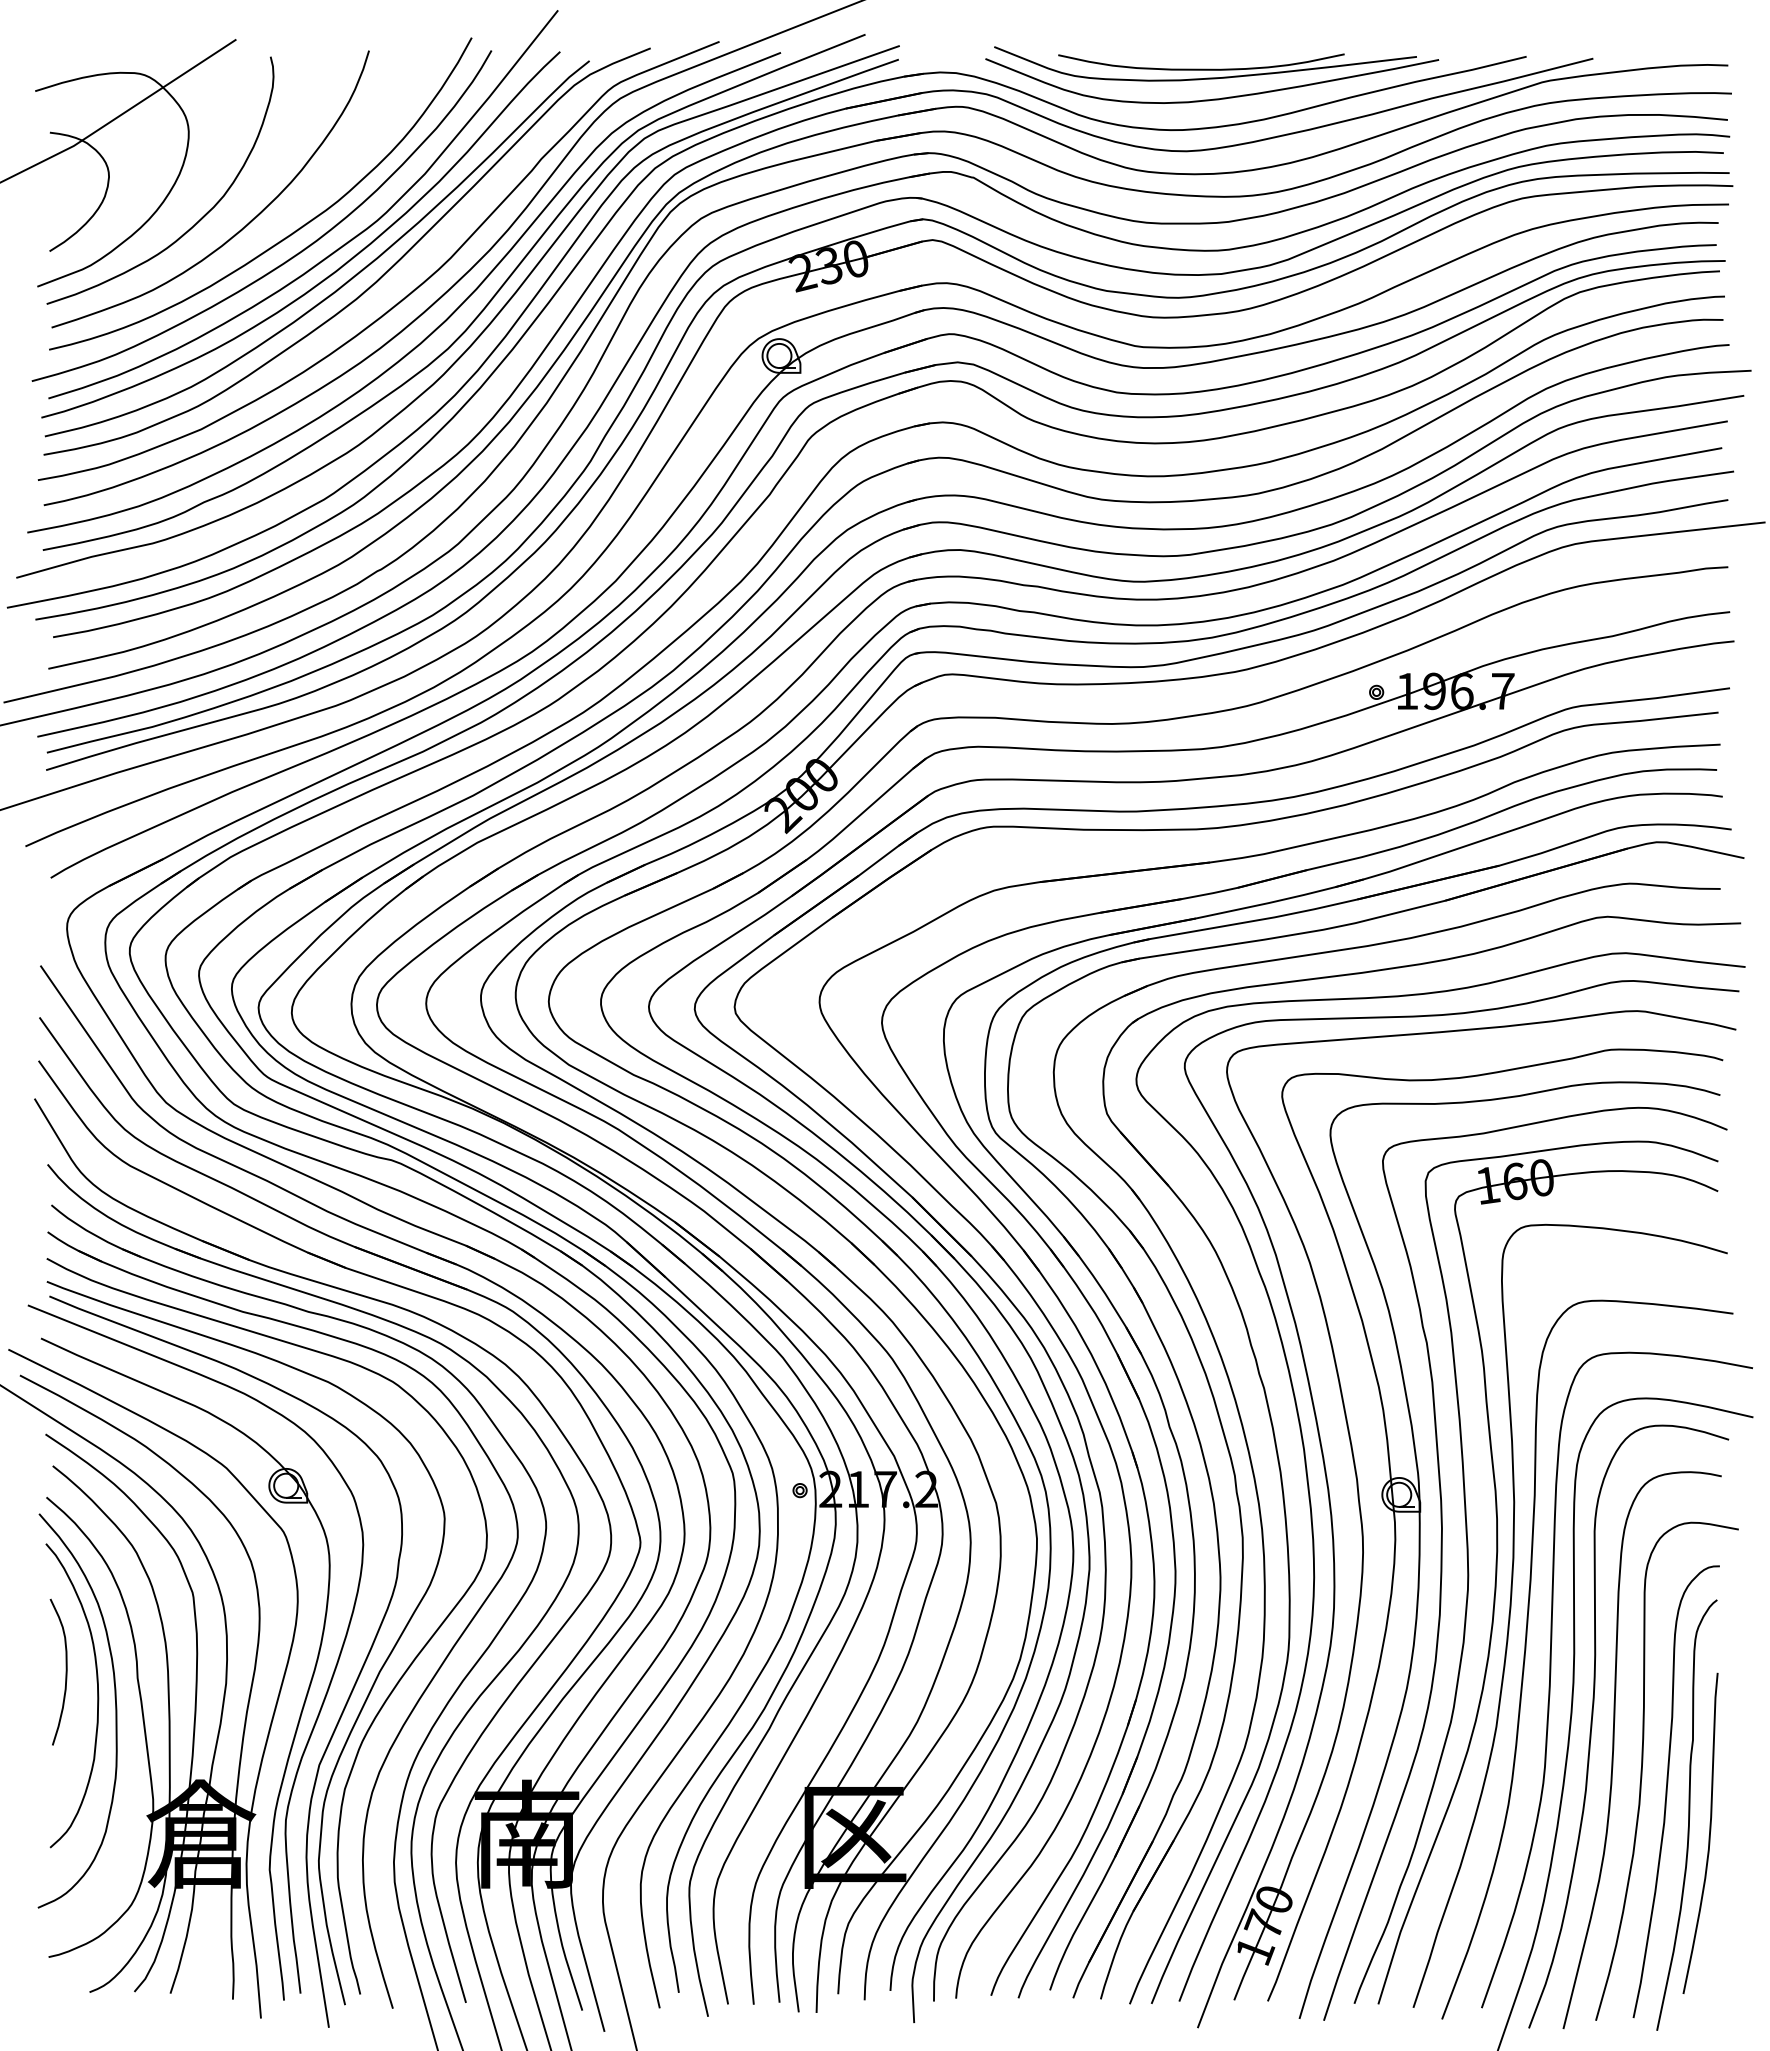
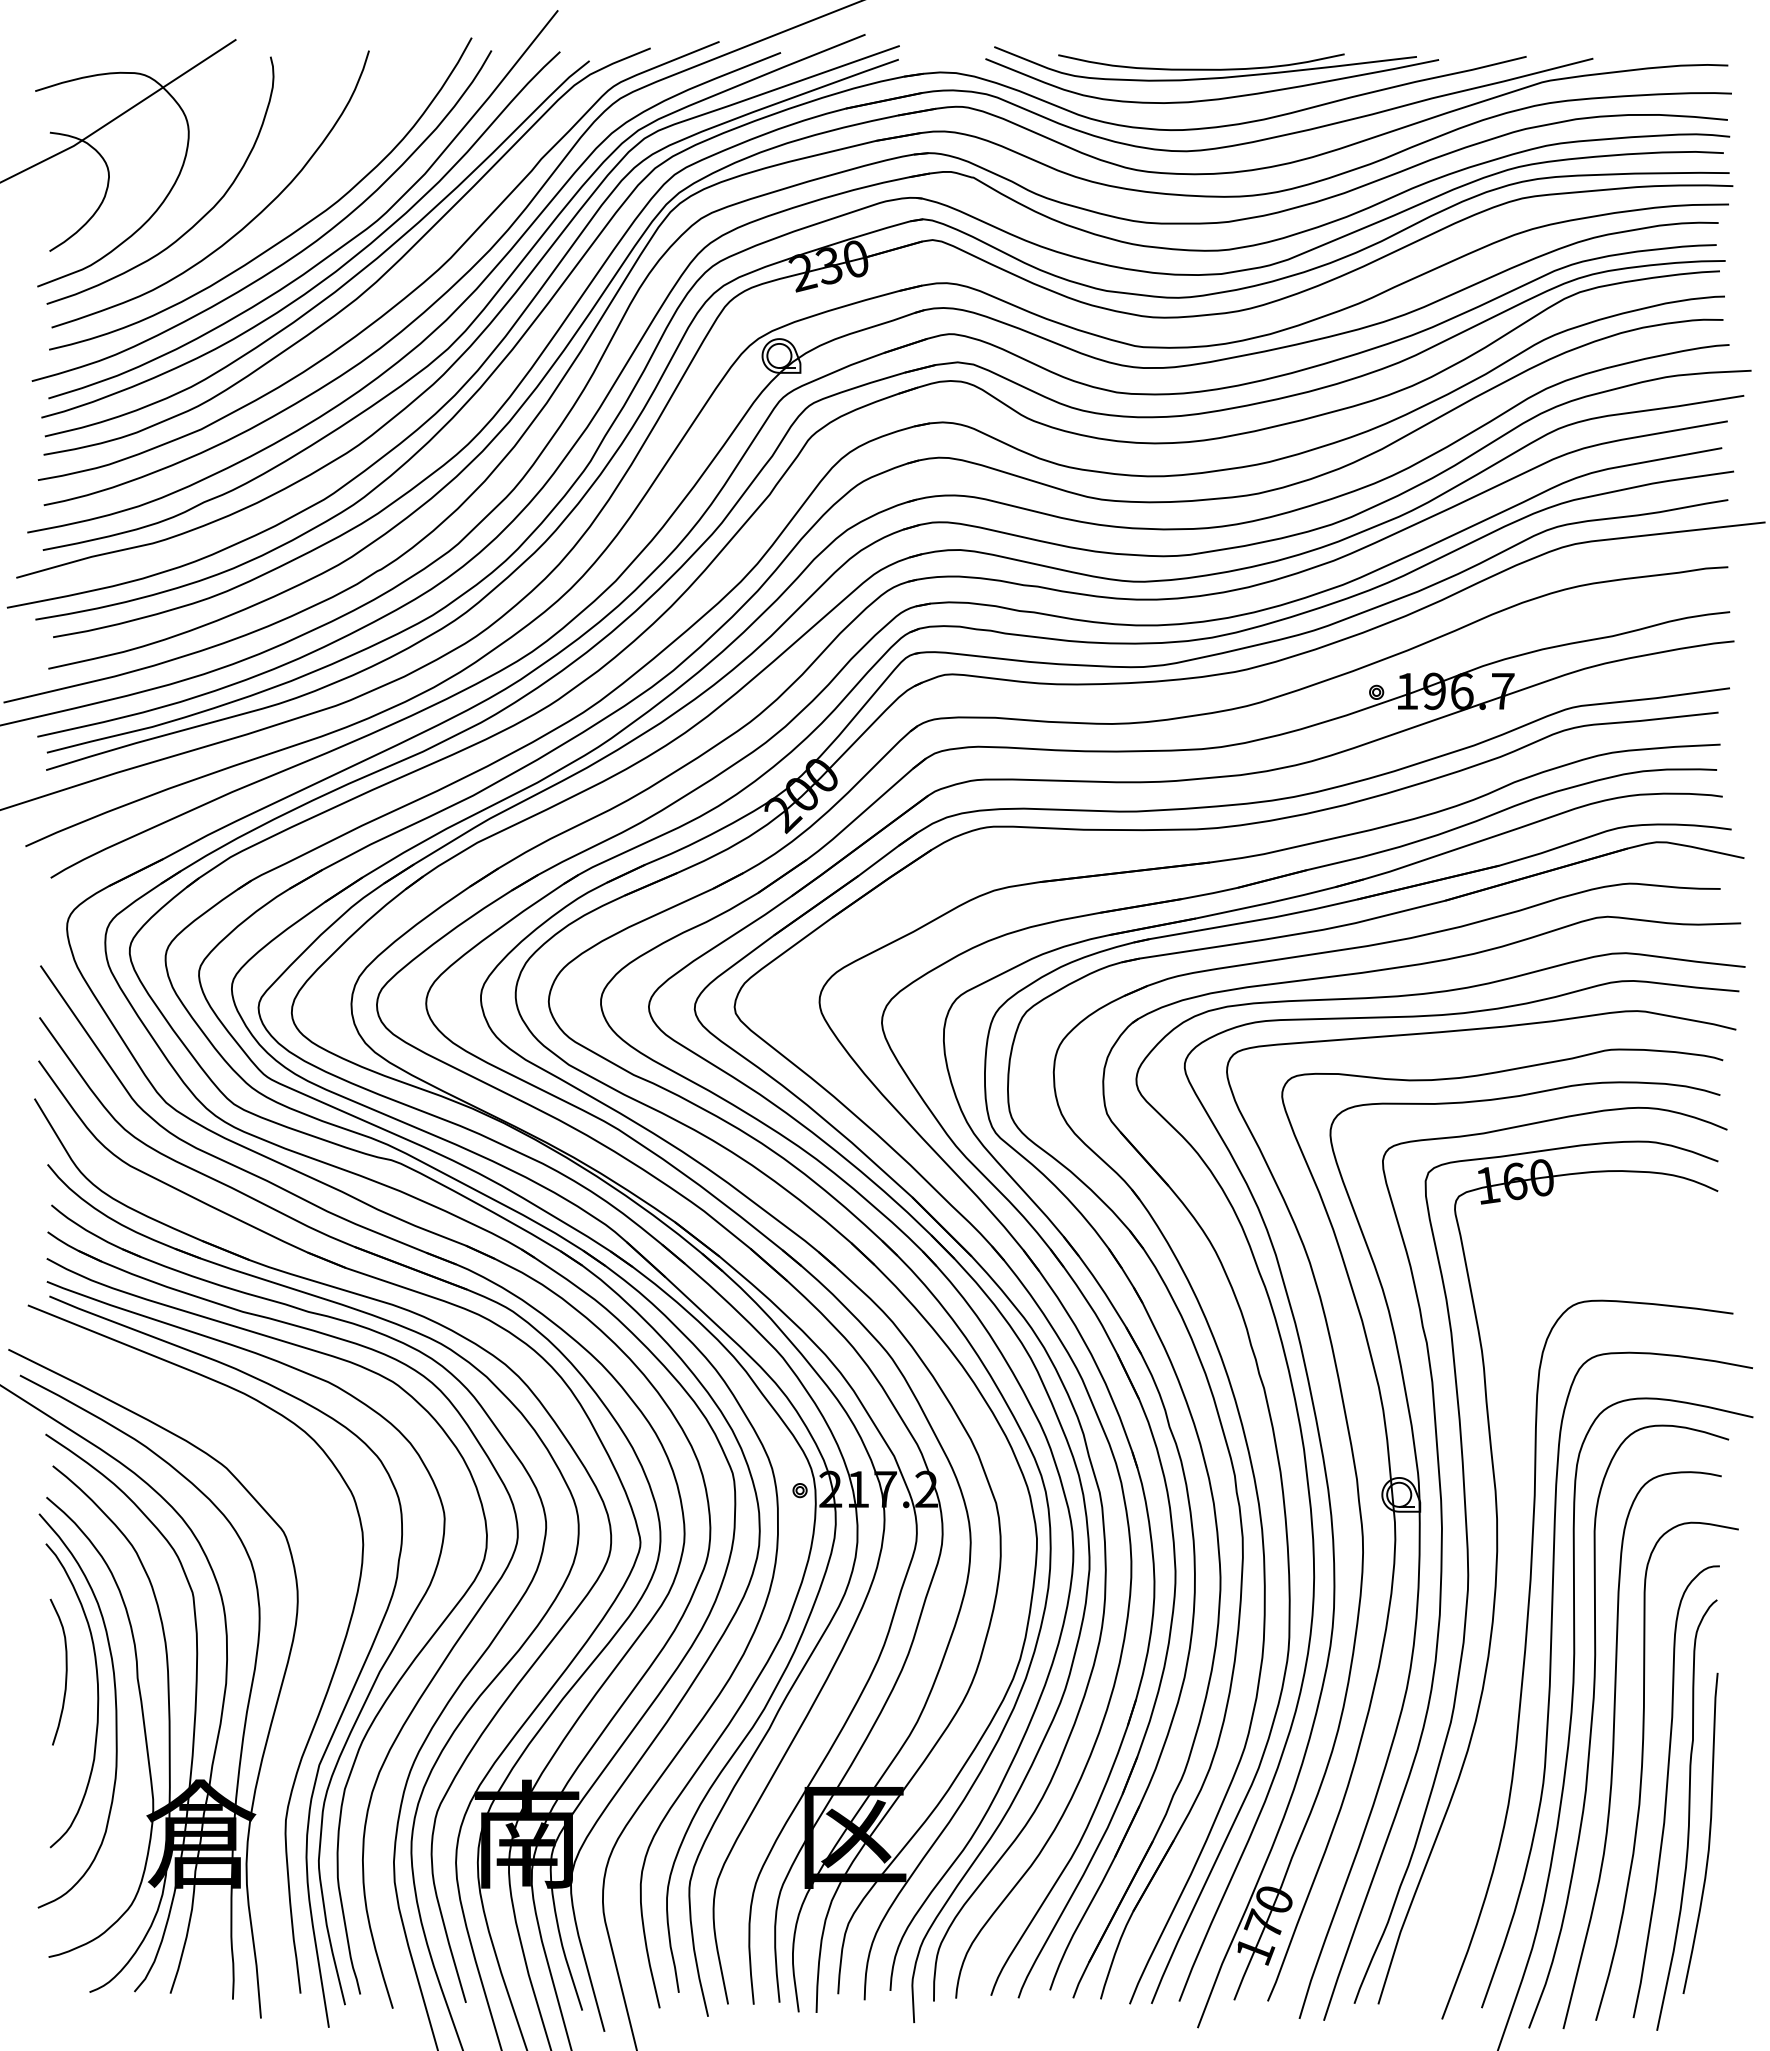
curve: present -> none (1511, 1609)
part: present -> none (302, 1705)
